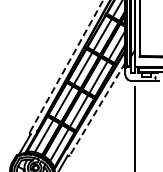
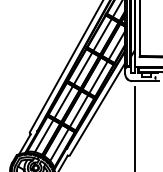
line: dashed -> solid (66, 65)
line: dashed -> solid (97, 109)
